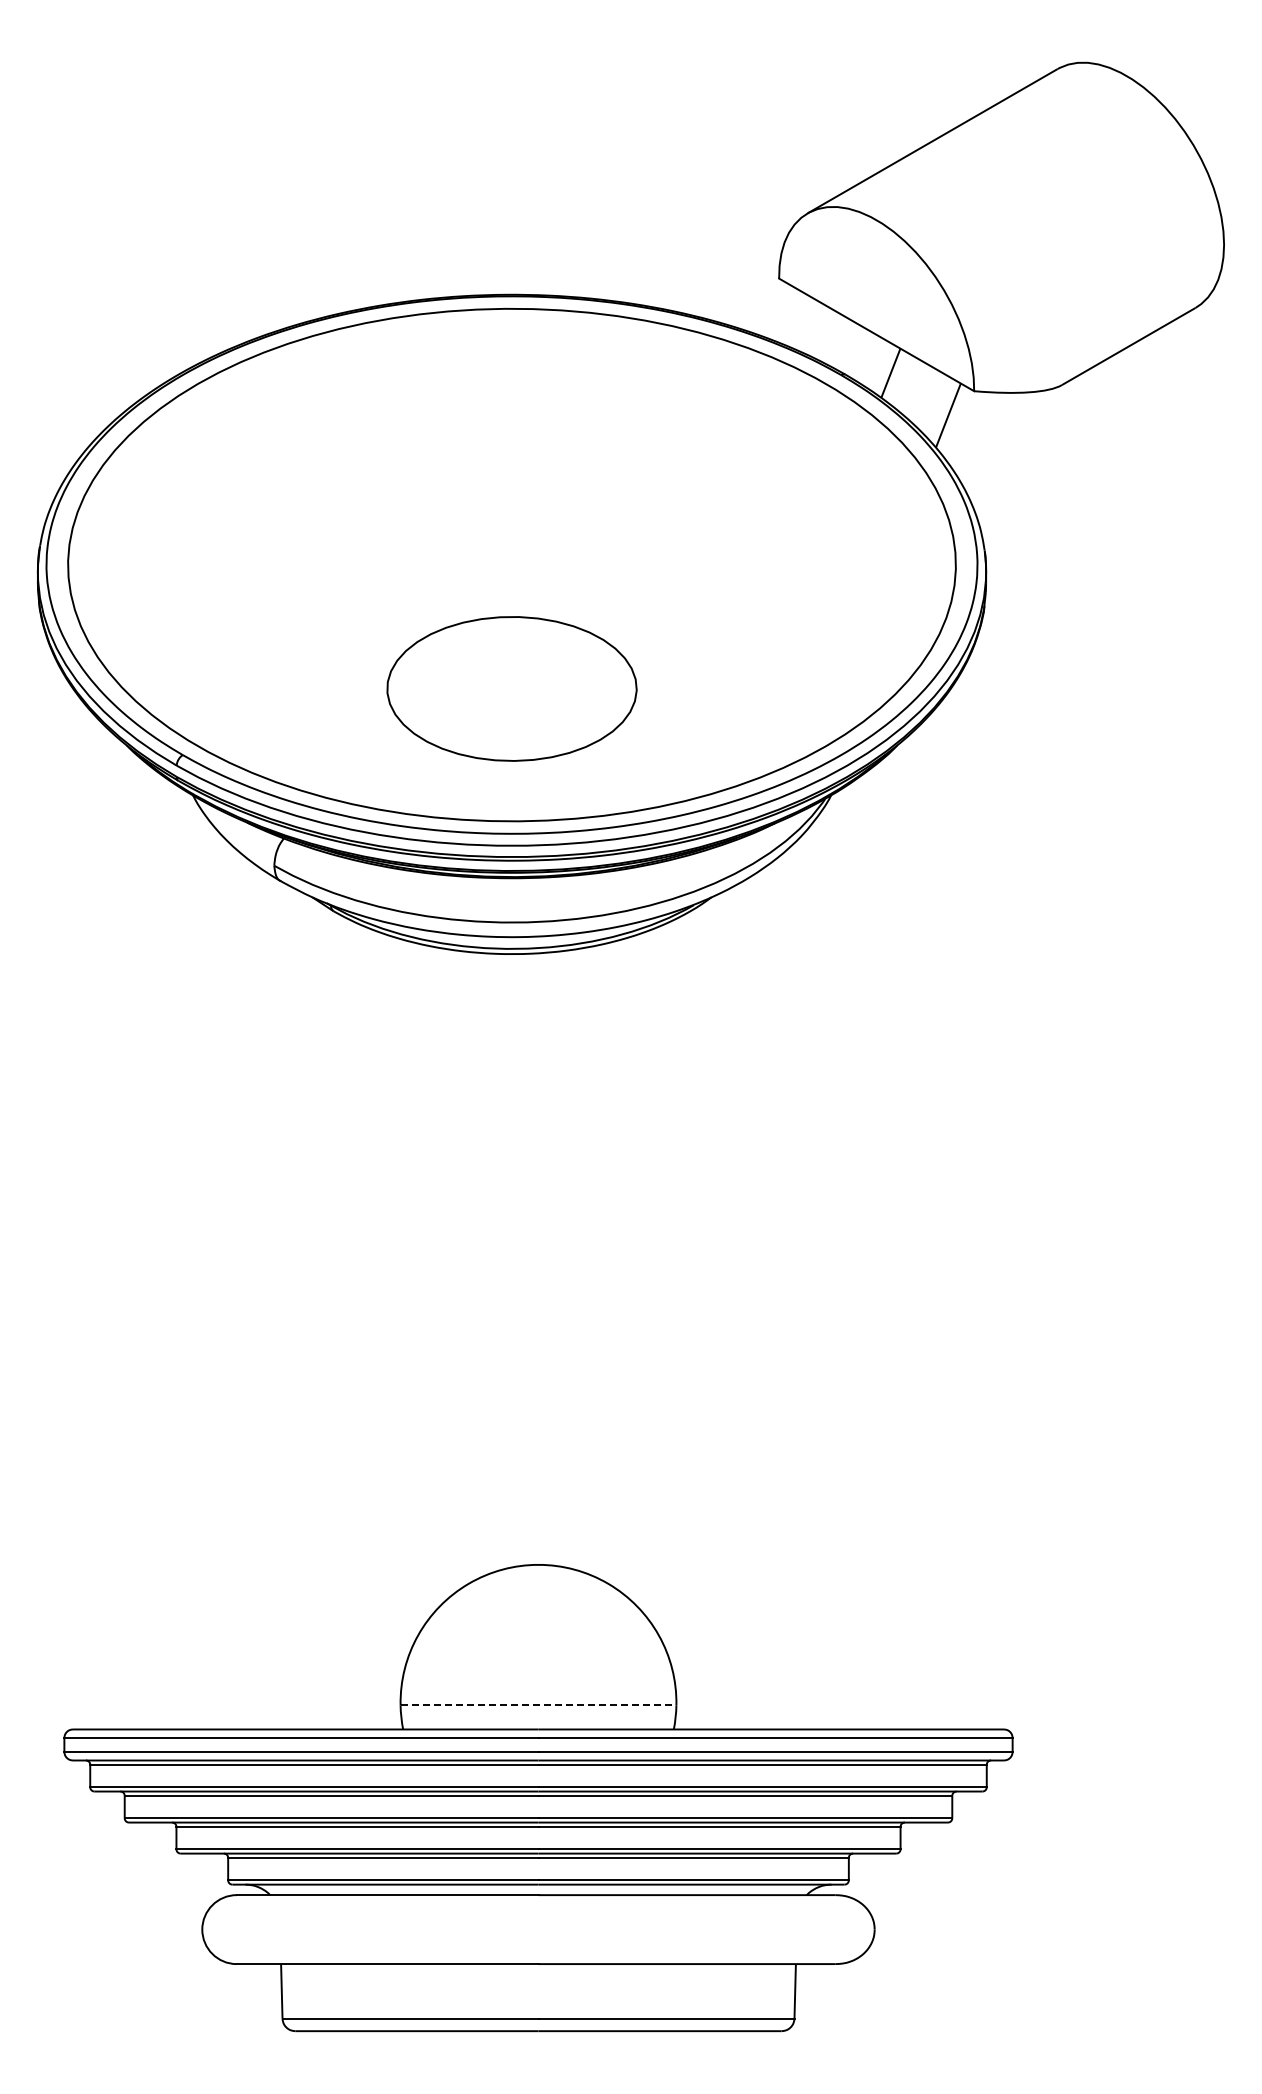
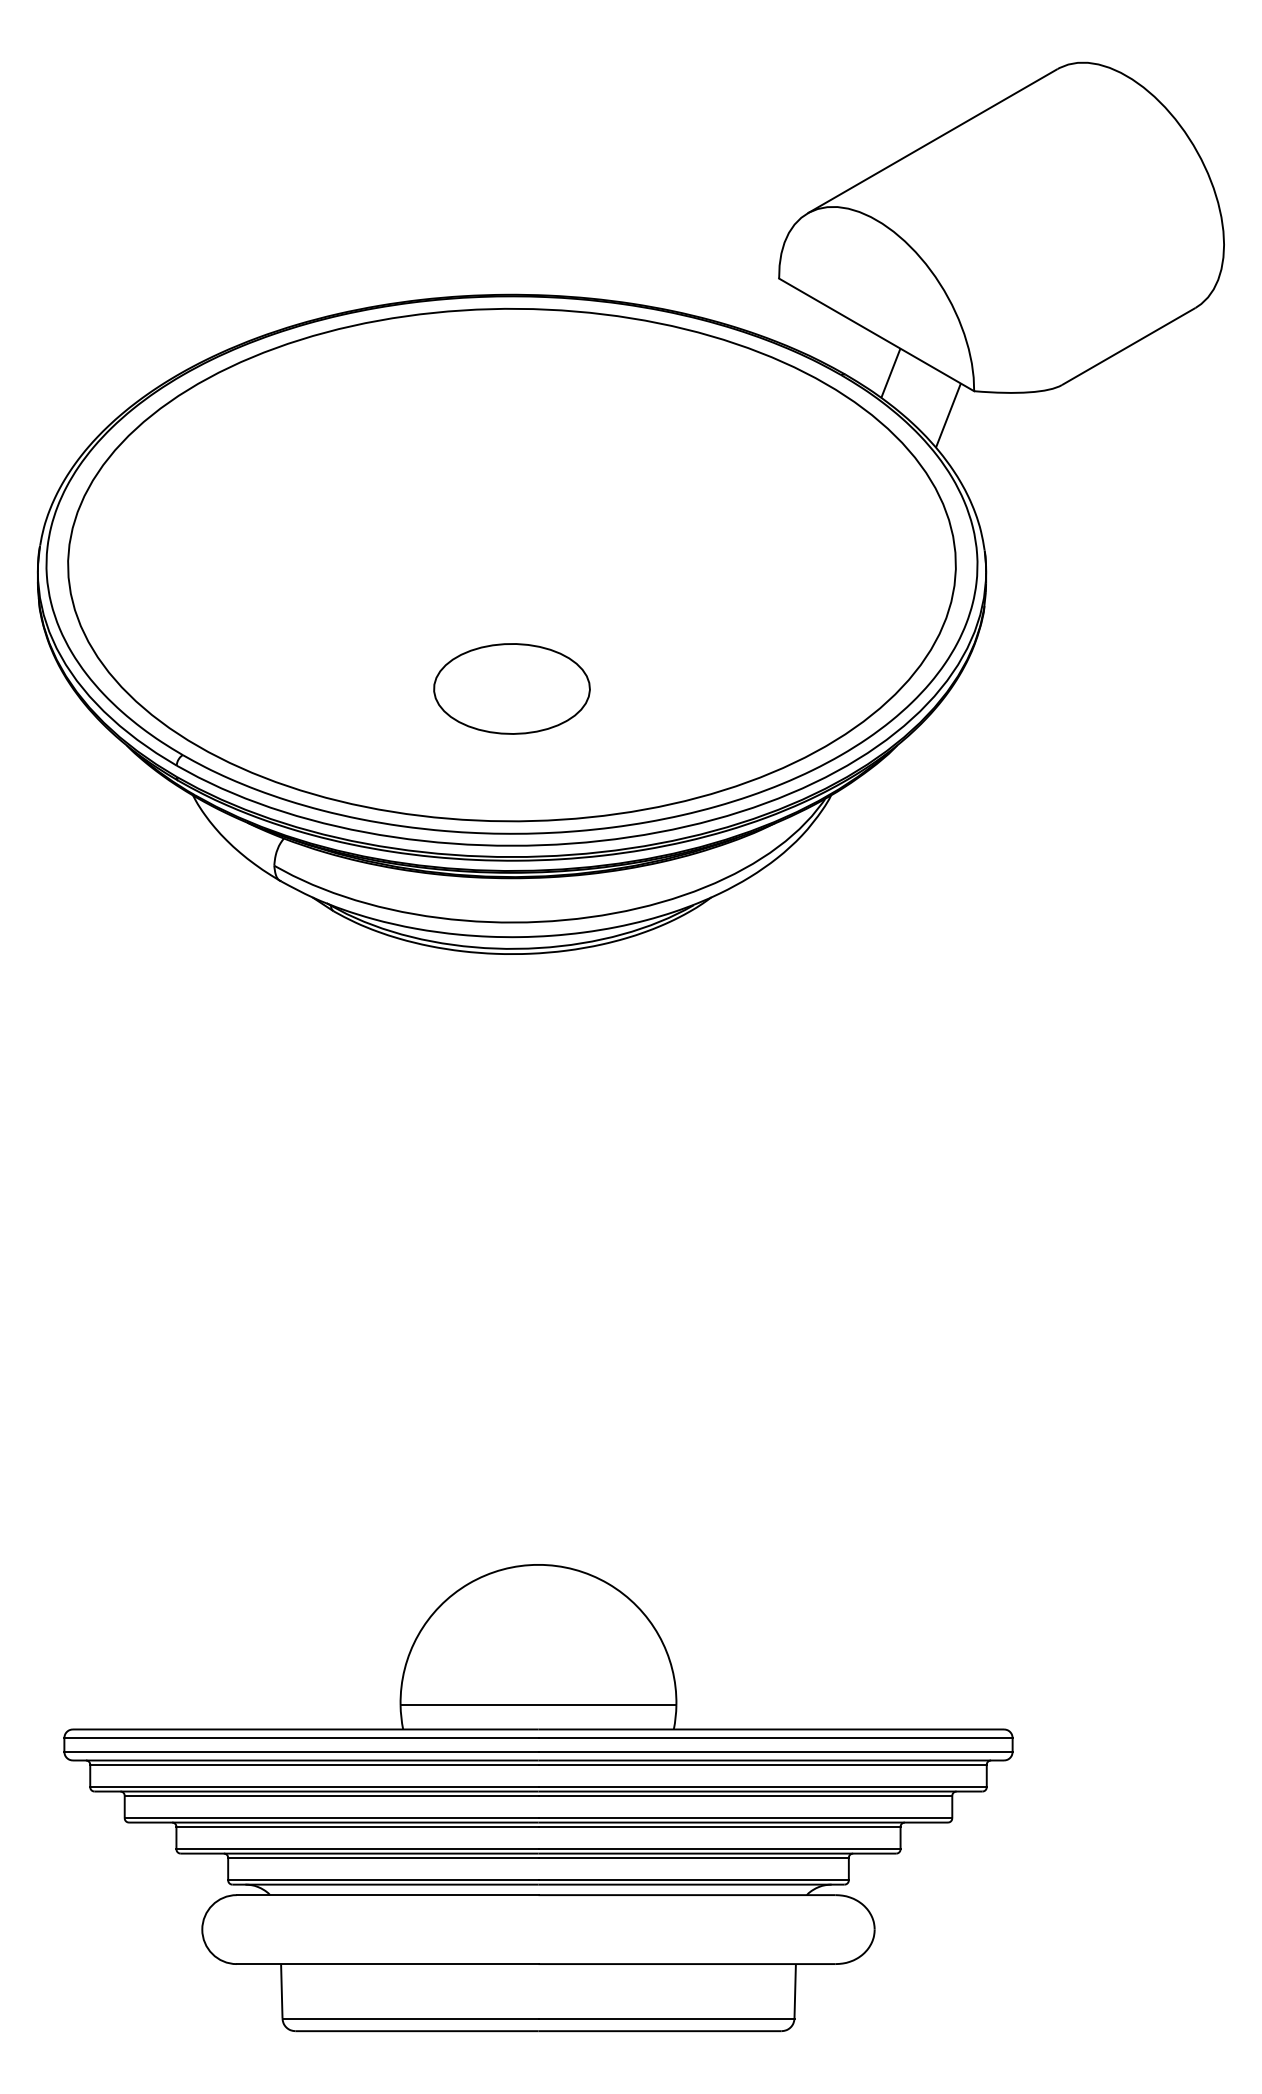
part size: 252x146 px -> 158x92 px (511, 688)
line: dashed -> solid (538, 1705)
